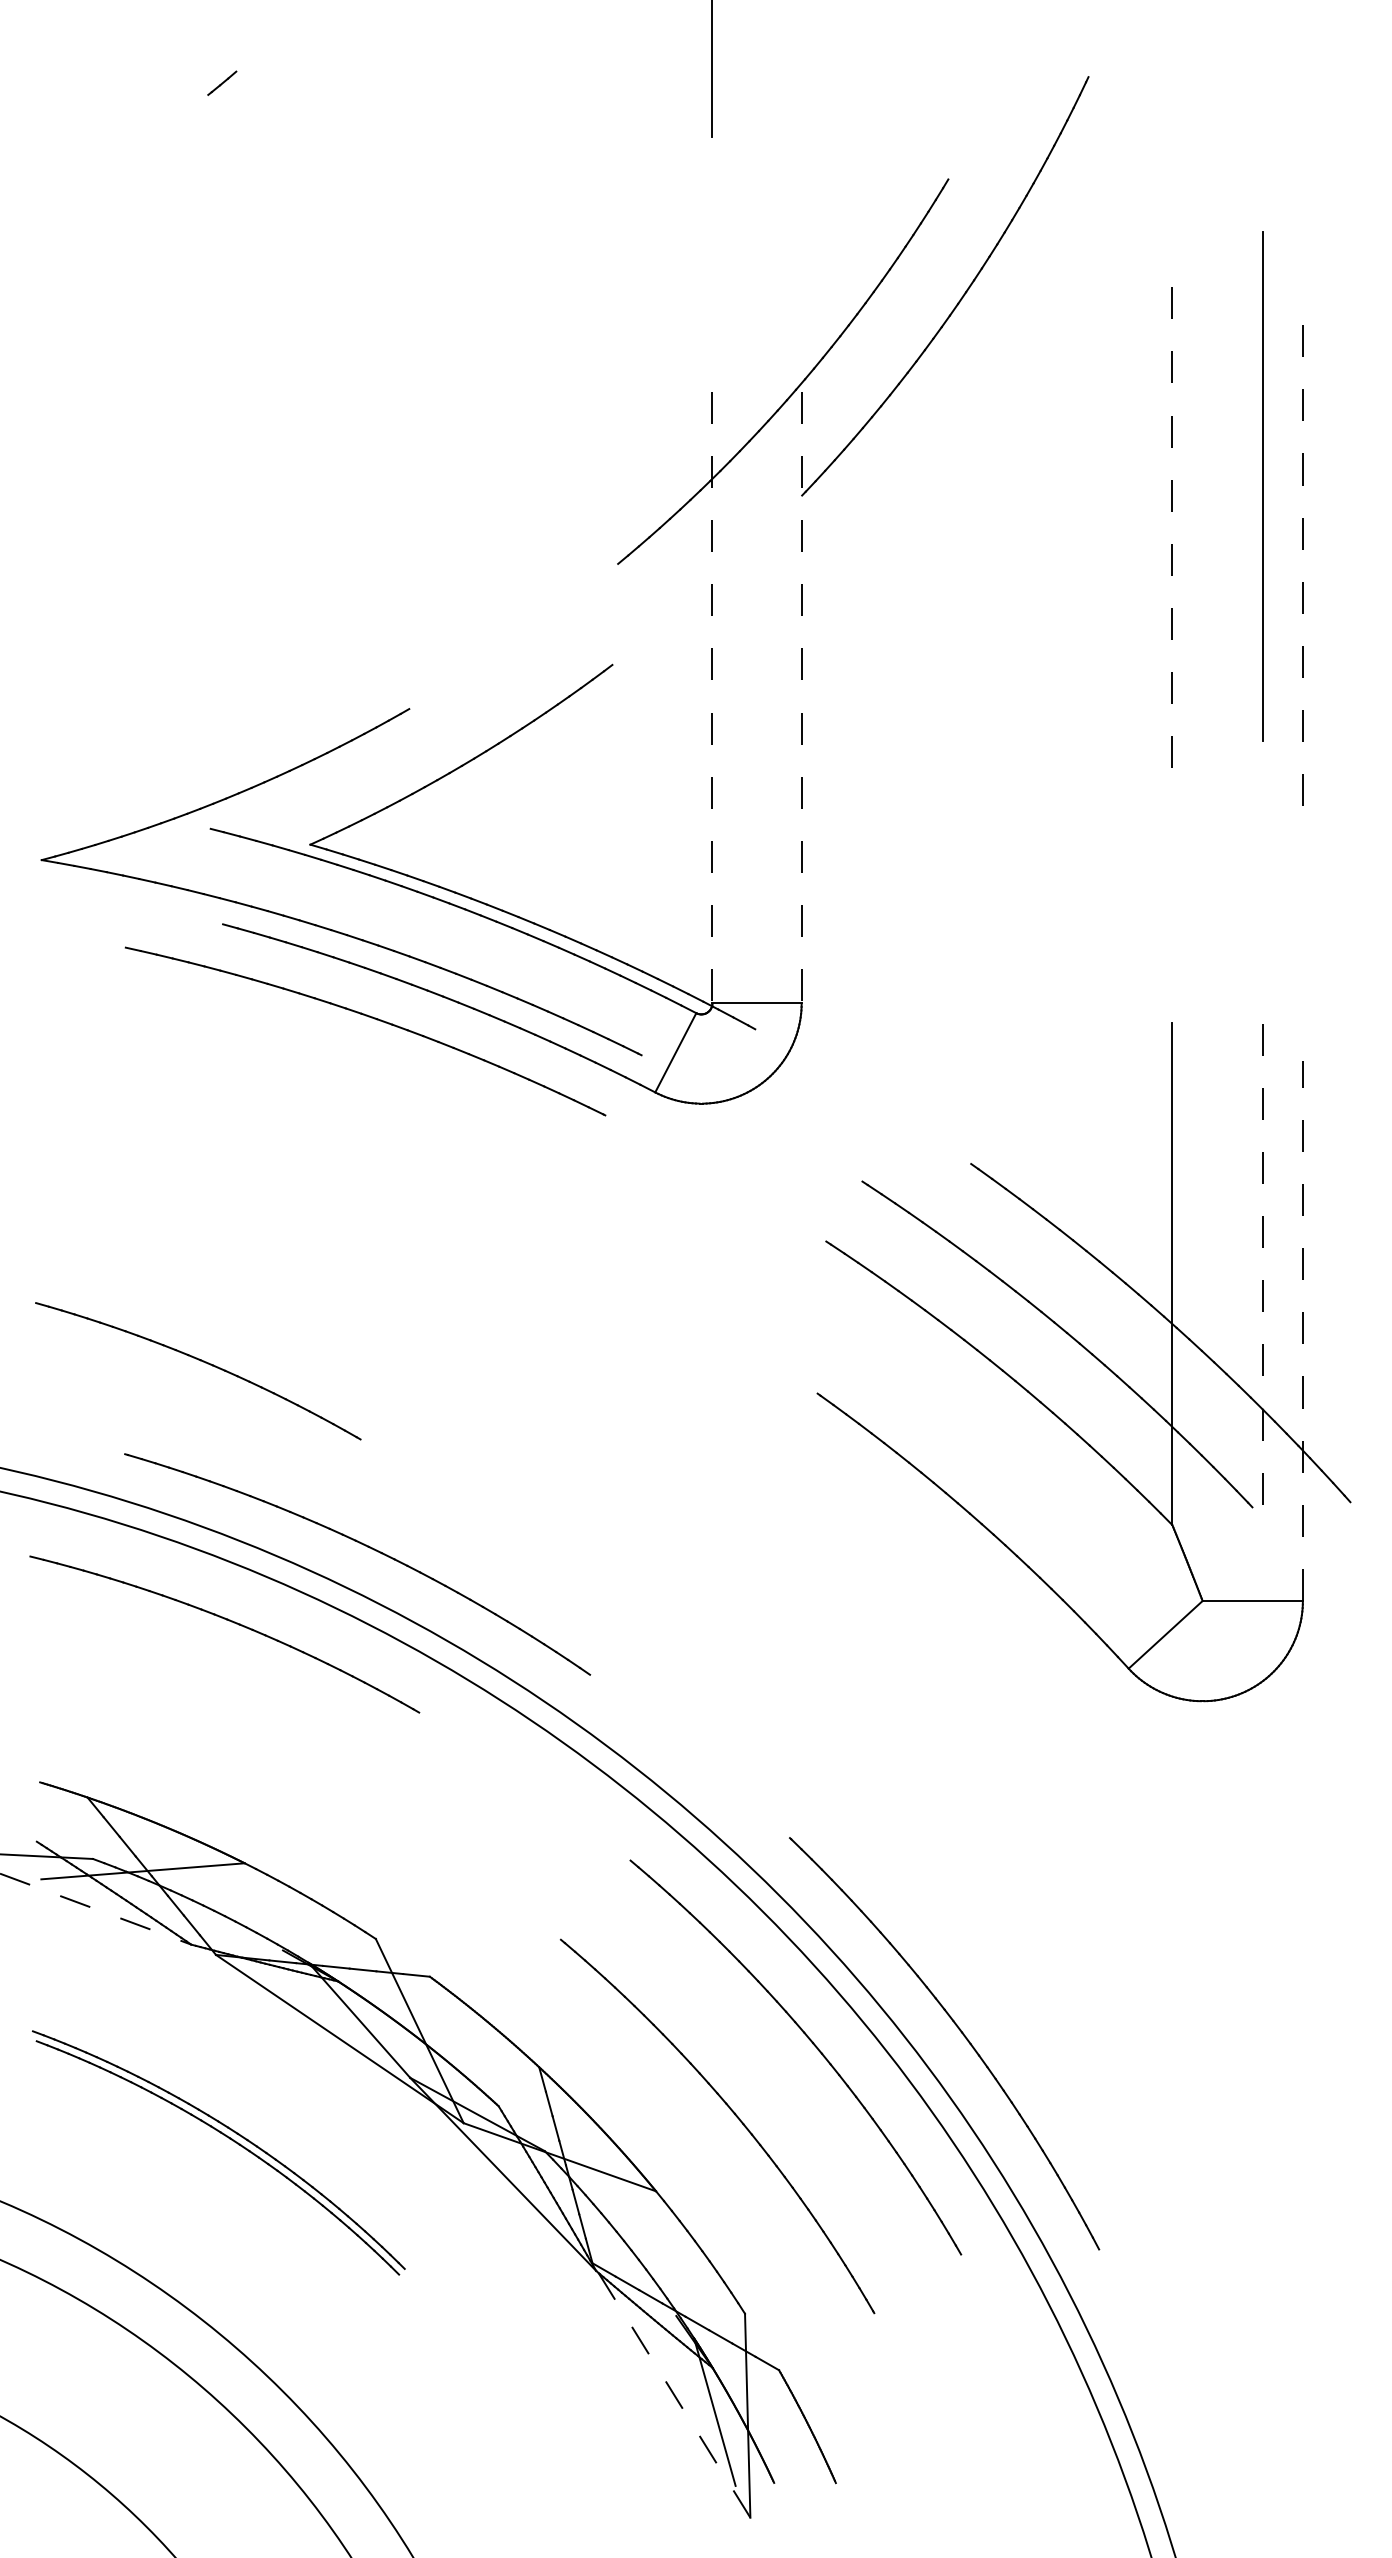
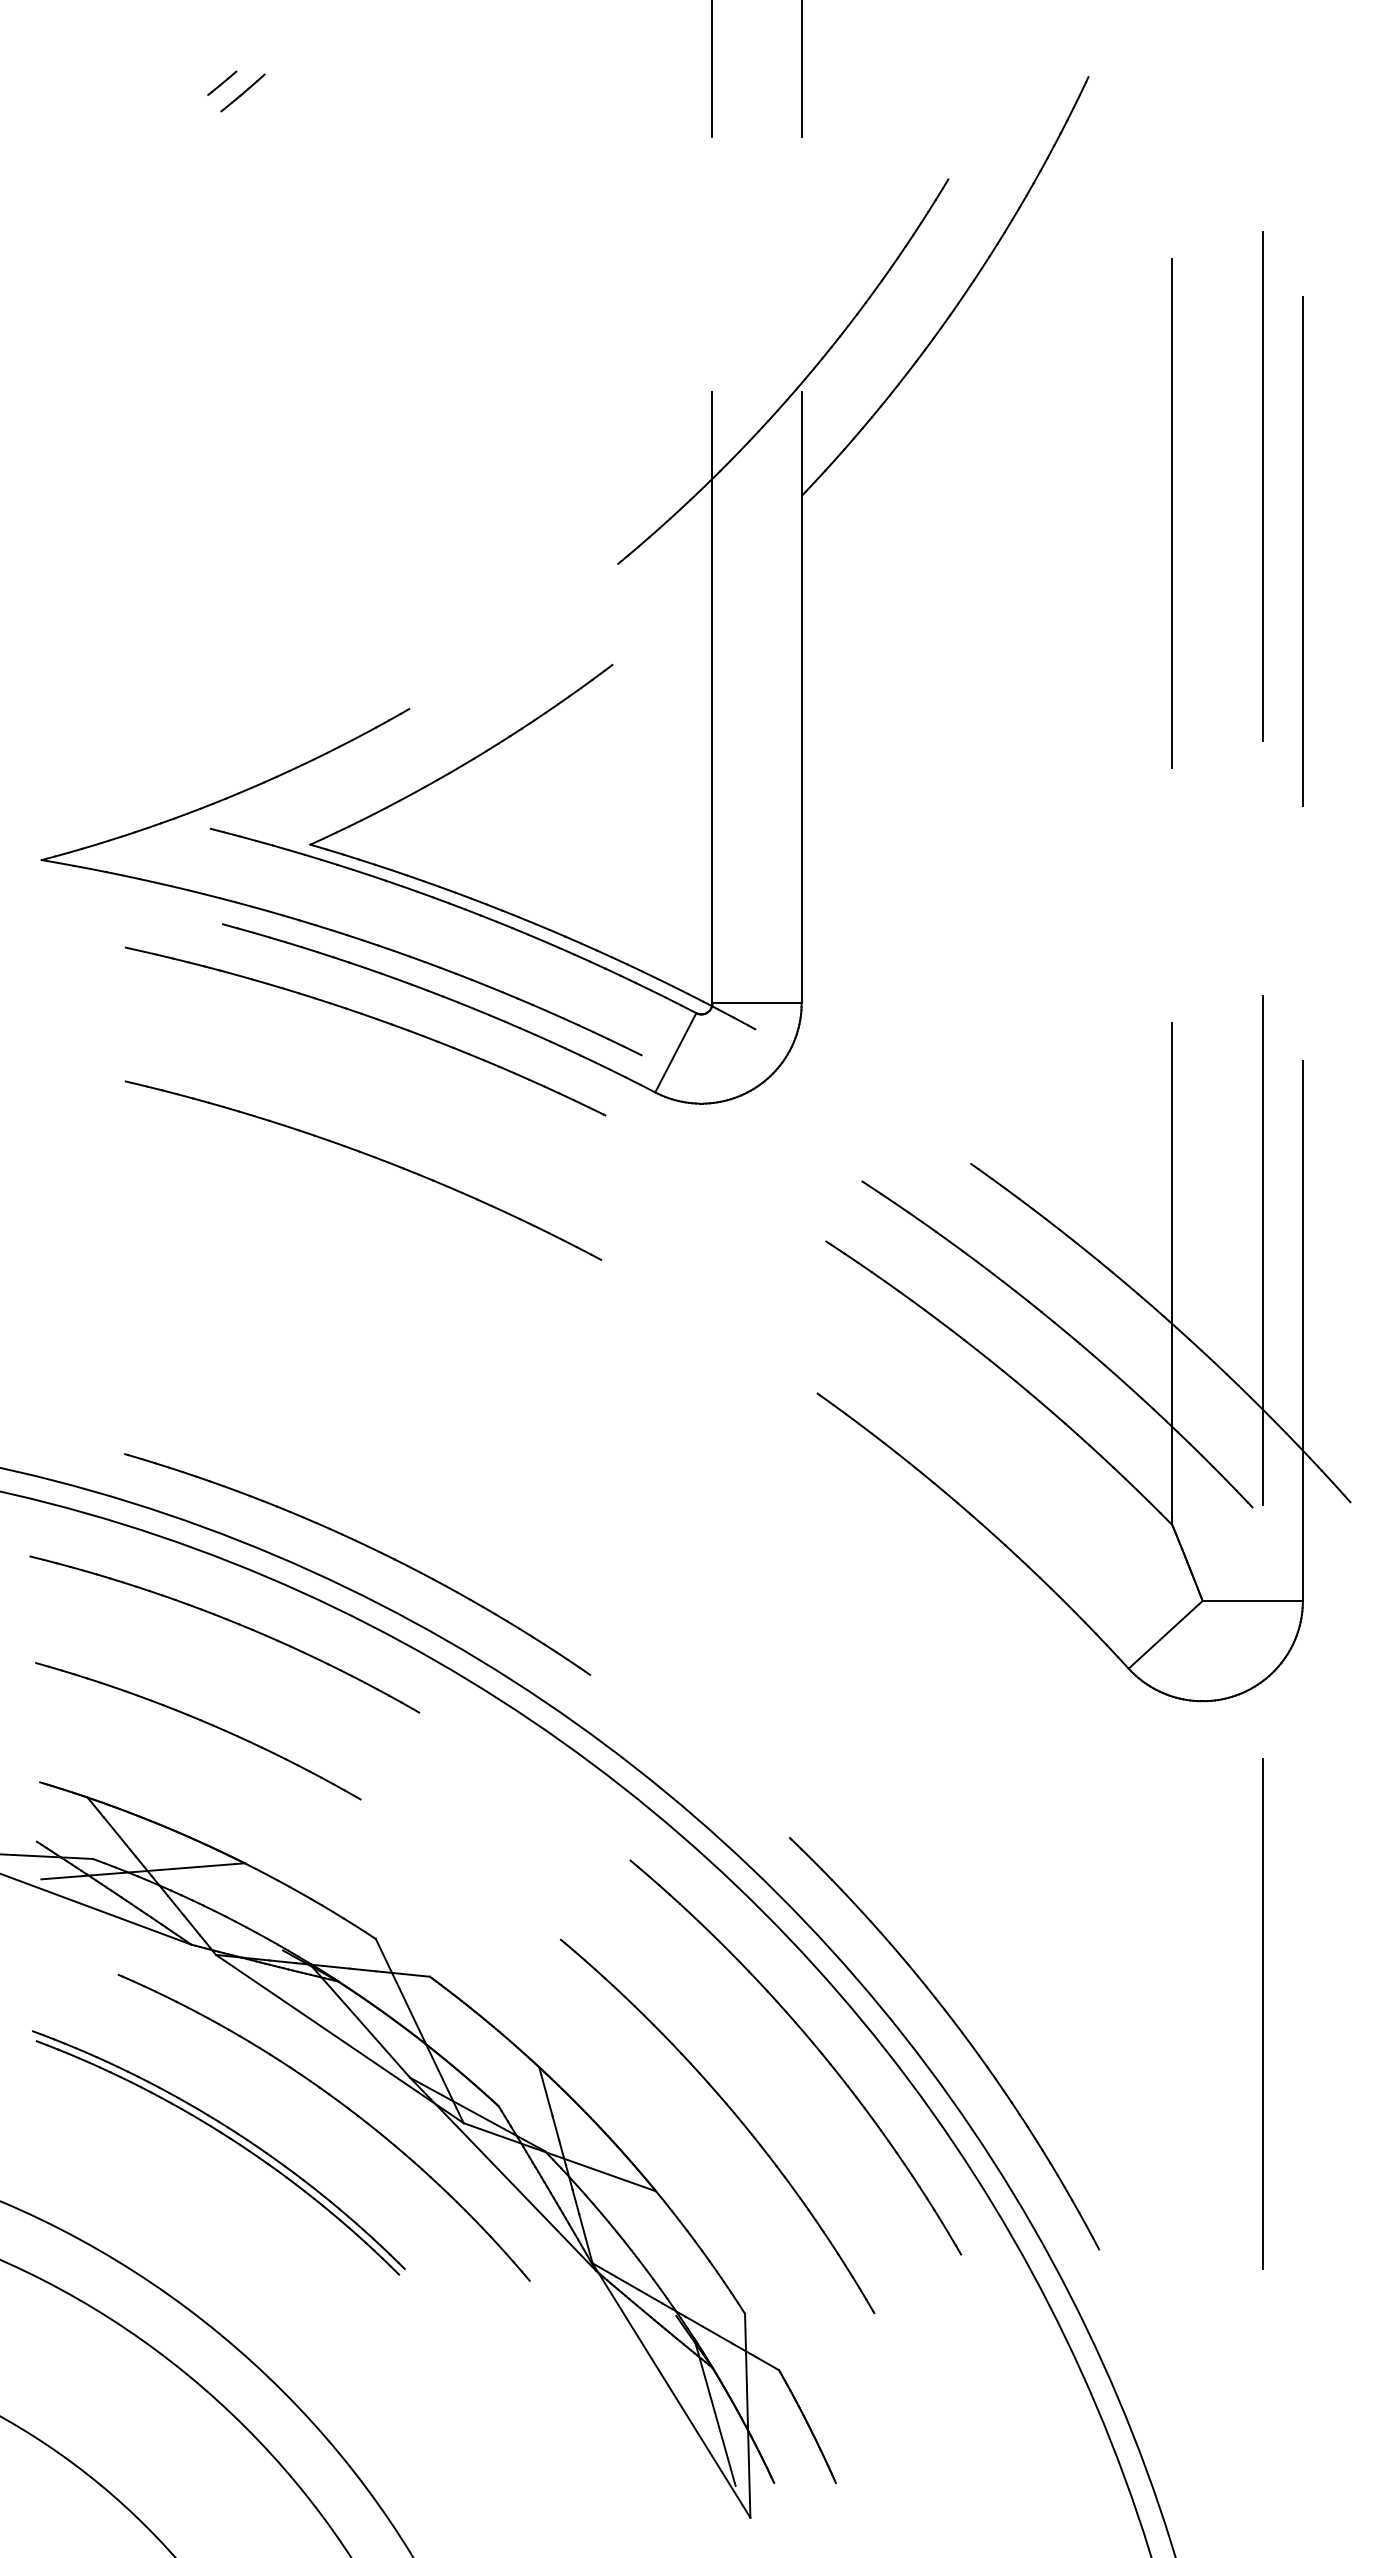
line: none -> present (801, 69)
line: none -> present (242, 92)
line: dashed -> solid (1172, 513)
line: dashed -> solid (1302, 551)
line: dashed -> solid (712, 697)
line: dashed -> solid (801, 697)
part: none -> present (369, 1156)
line: dashed -> solid (1262, 1250)
line: dashed -> solid (1302, 1331)
part position: (200, 1361) -> (200, 1721) (200, 1721)
line: dashed -> solid (95, 1909)
line: none -> present (1262, 2013)
part: none -> present (339, 2103)
line: dashed -> solid (671, 2390)
